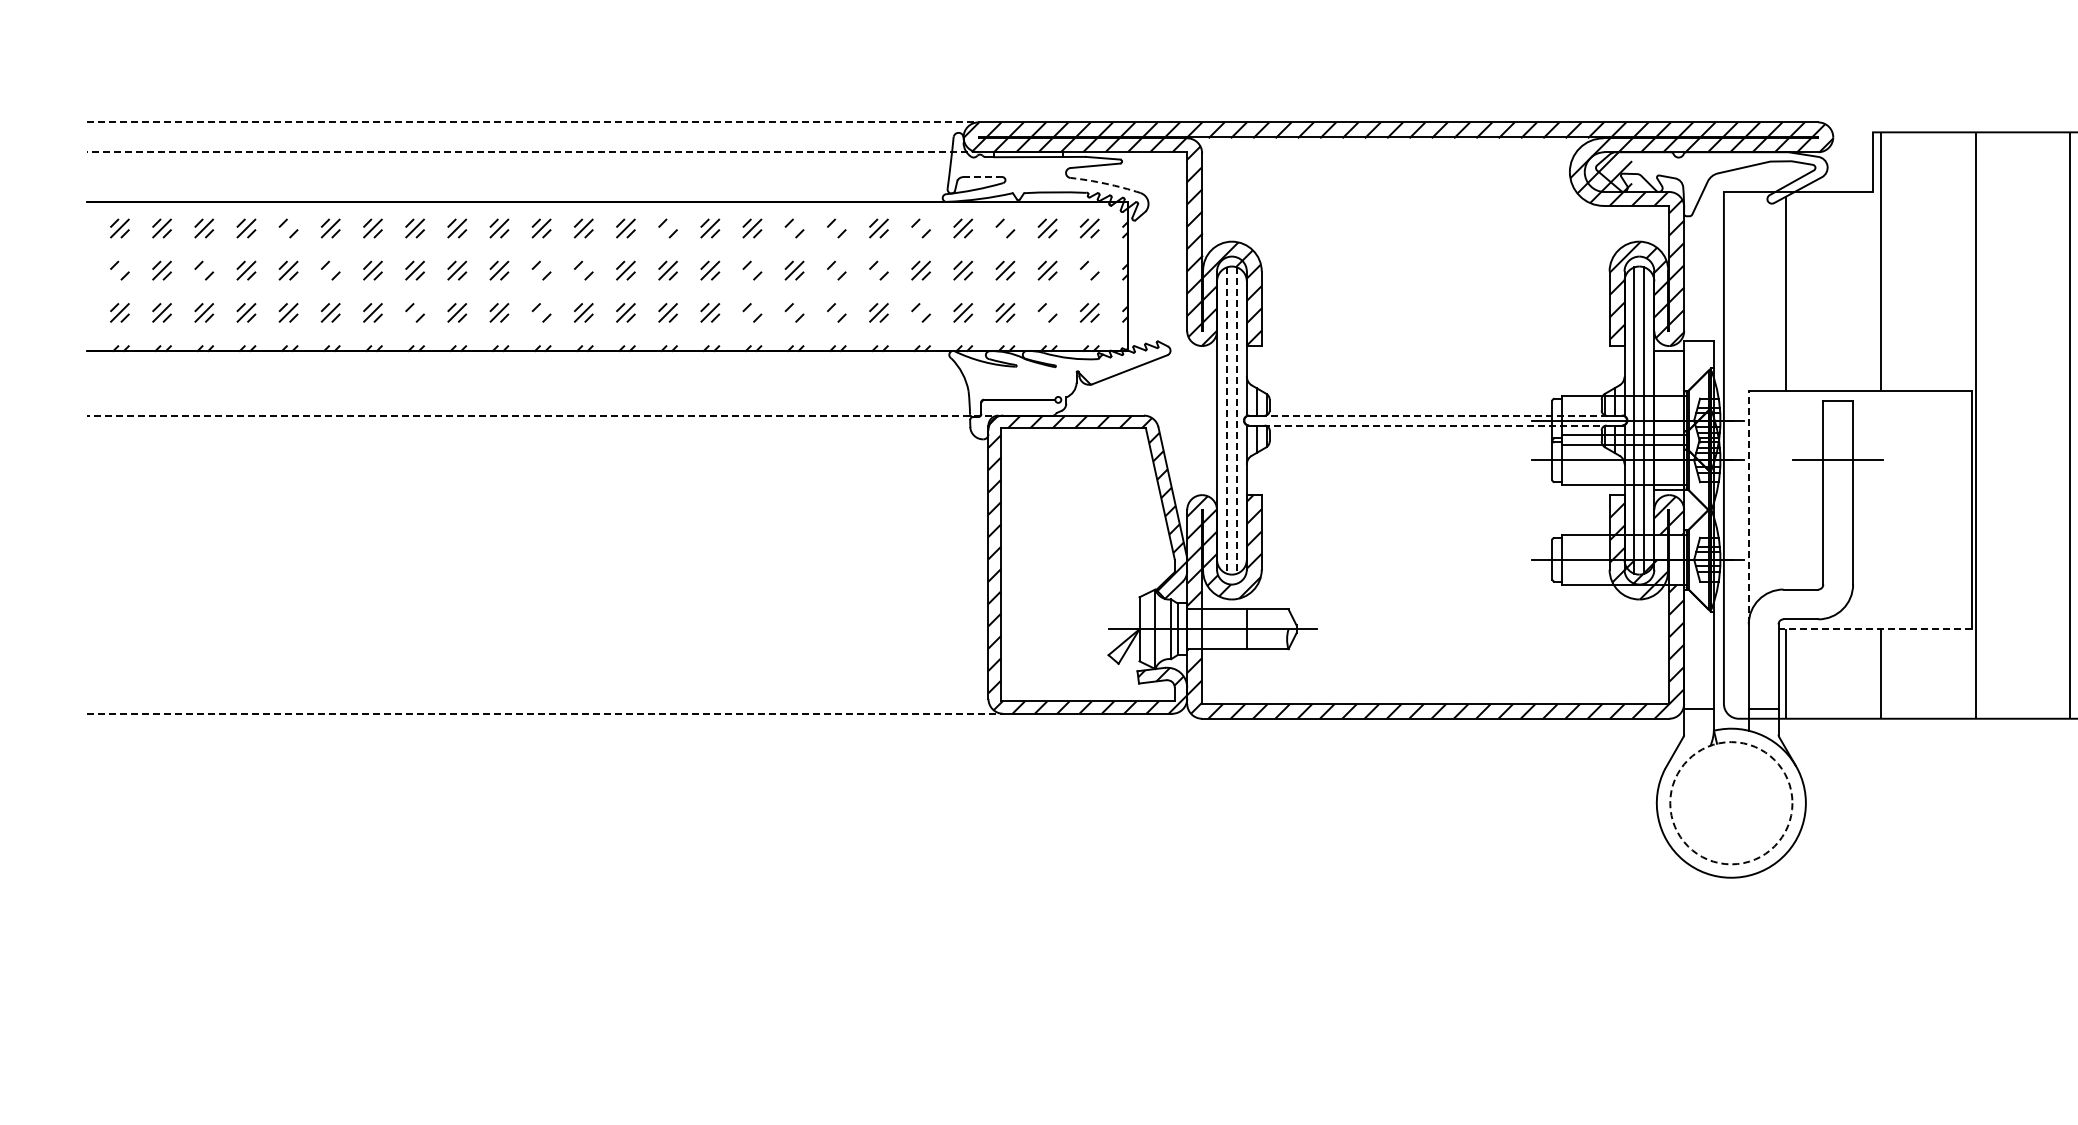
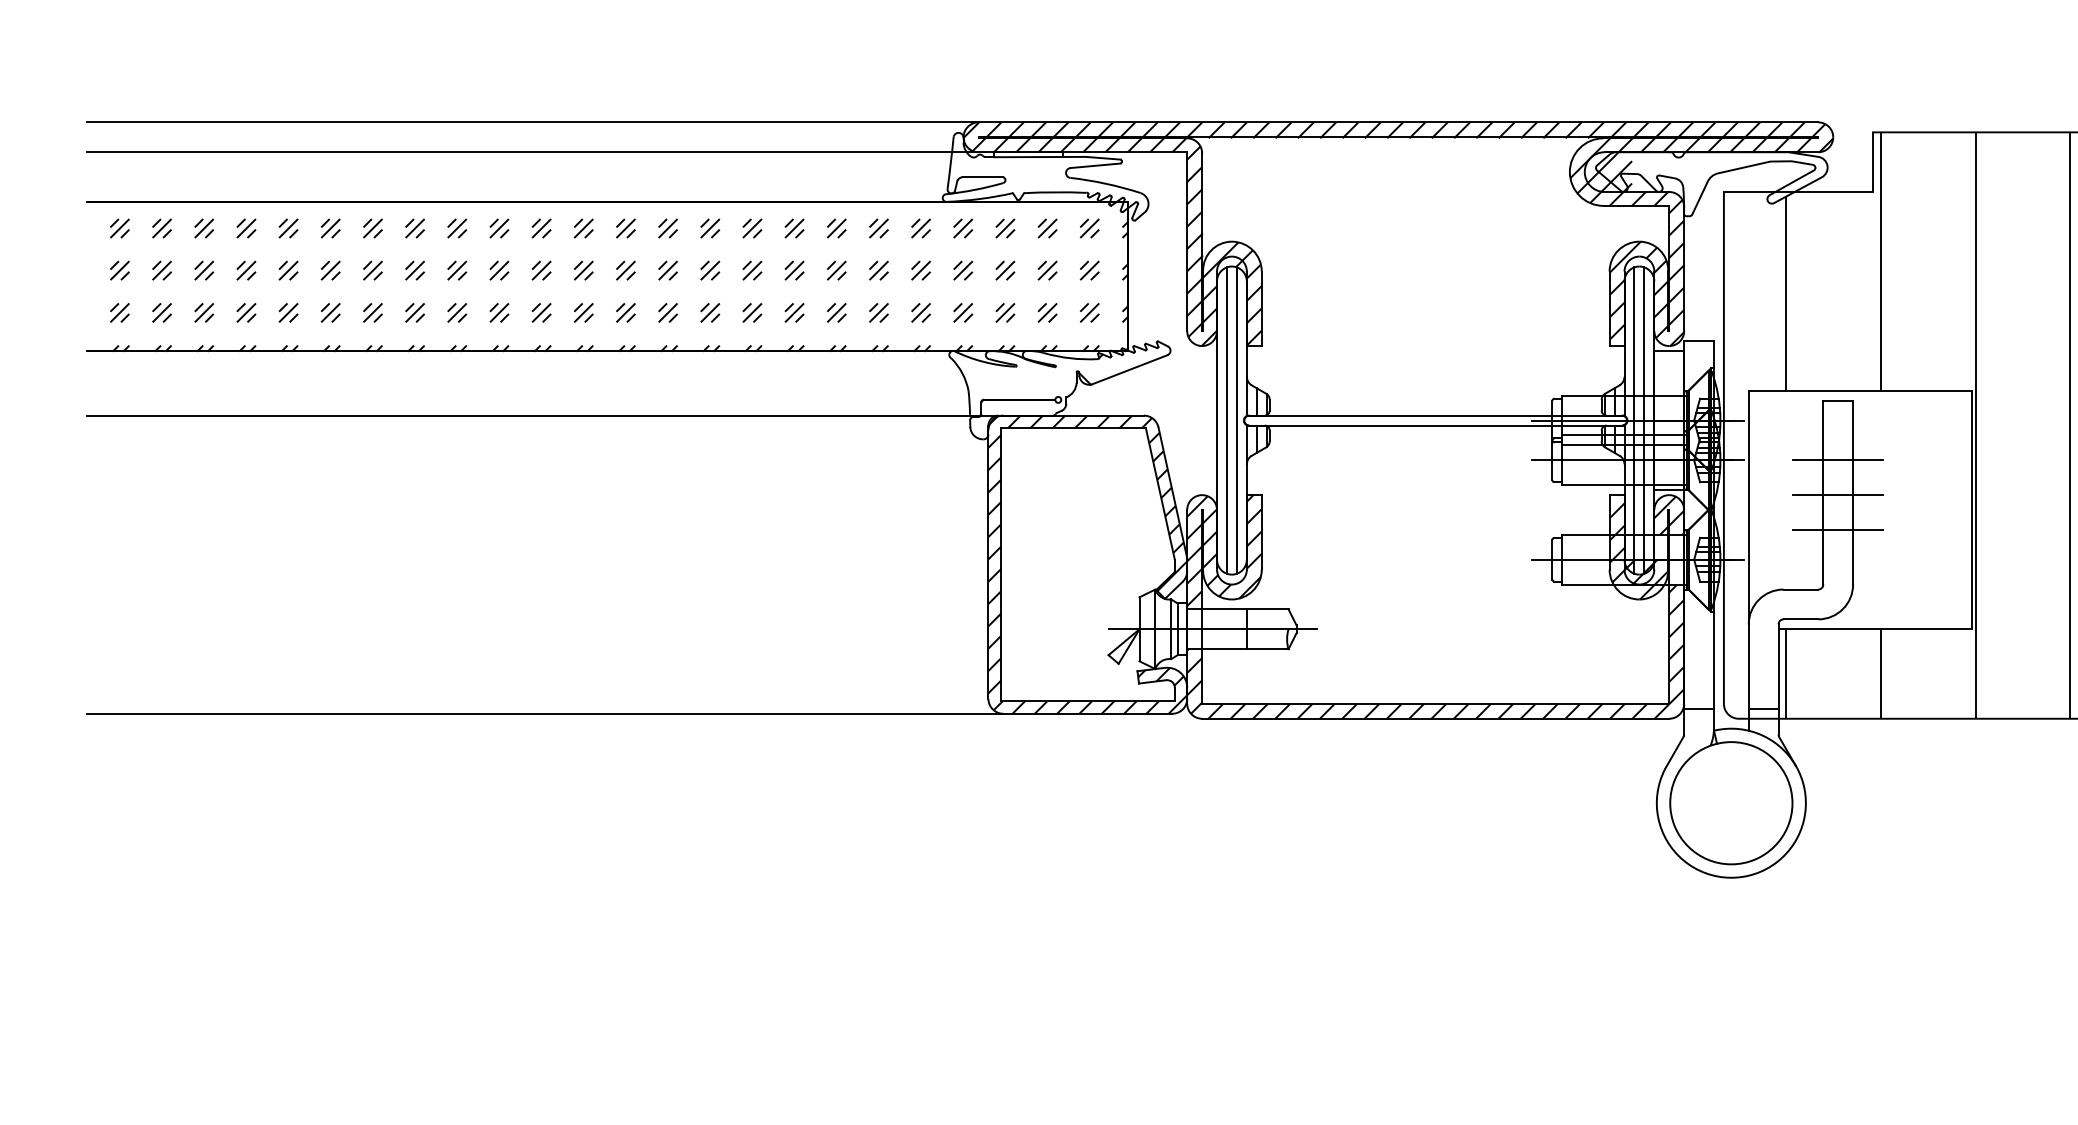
line: dashed -> solid (532, 122)
line: dashed -> solid (532, 152)
line: dashed -> solid (982, 177)
arc: dashed -> solid (1105, 183)
line: none -> present (288, 228)
line: none -> present (667, 228)
line: none -> present (794, 228)
line: none -> present (836, 228)
line: none -> present (920, 228)
line: none -> present (1005, 228)
line: none -> present (119, 270)
line: none -> present (204, 270)
line: none -> present (330, 270)
line: none -> present (541, 270)
line: none -> present (583, 270)
line: none -> present (752, 270)
line: none -> present (836, 270)
line: none -> present (878, 270)
line: none -> present (1089, 270)
line: none -> present (414, 312)
line: none -> present (541, 312)
line: none -> present (752, 312)
line: none -> present (794, 312)
line: none -> present (836, 312)
line: none -> present (920, 312)
line: none -> present (1047, 312)
line: dashed -> solid (544, 415)
line: dashed -> solid (1436, 415)
line: dashed -> solid (1226, 421)
line: dashed -> solid (1236, 421)
line: dashed -> solid (1435, 425)
line: none -> present (1837, 495)
line: dashed -> solid (1748, 507)
line: none -> present (1837, 529)
line: dashed -> solid (1875, 629)
line: dashed -> solid (545, 713)
circle: dashed -> solid (1731, 803)
